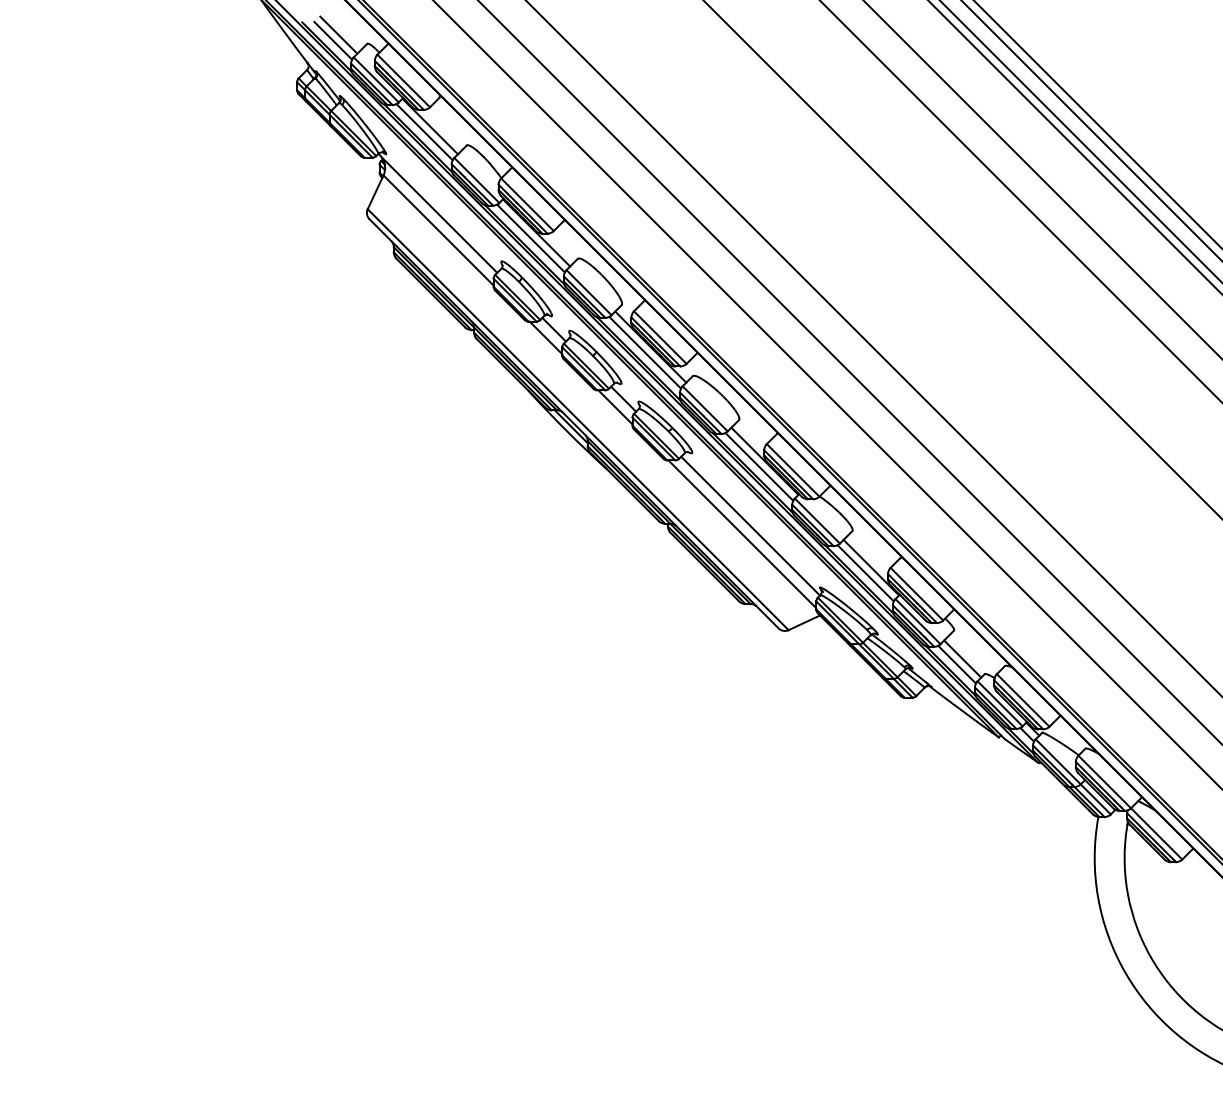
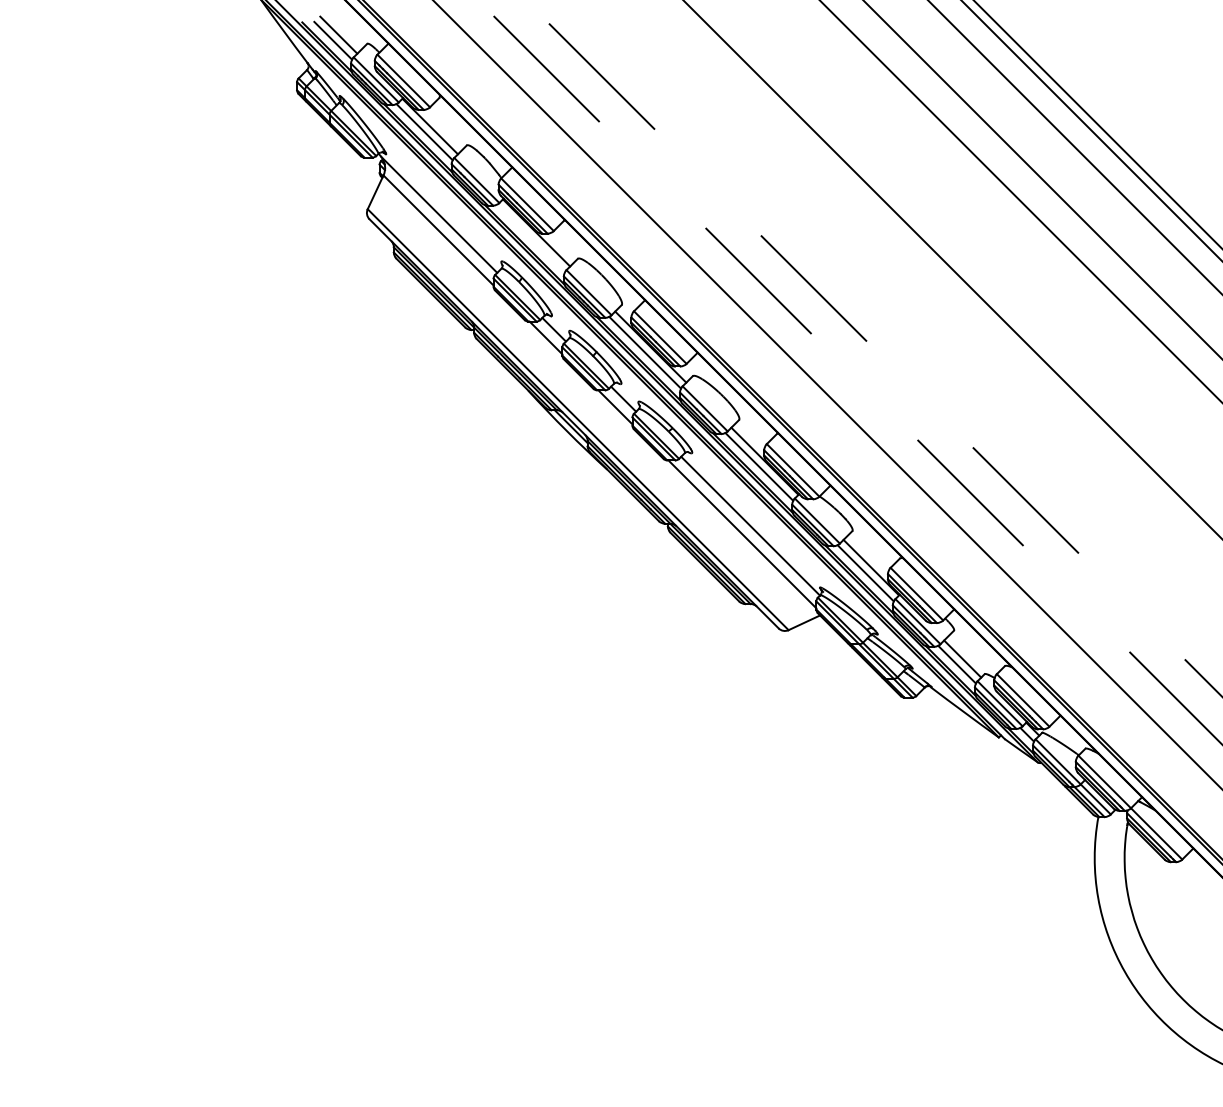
line: present -> none (1080, 141)
line: present -> none (530, 238)
line position: (962, 259) -> (952, 269) (952, 269)
line: solid -> dashed (874, 349)
line: solid -> dashed (850, 372)
